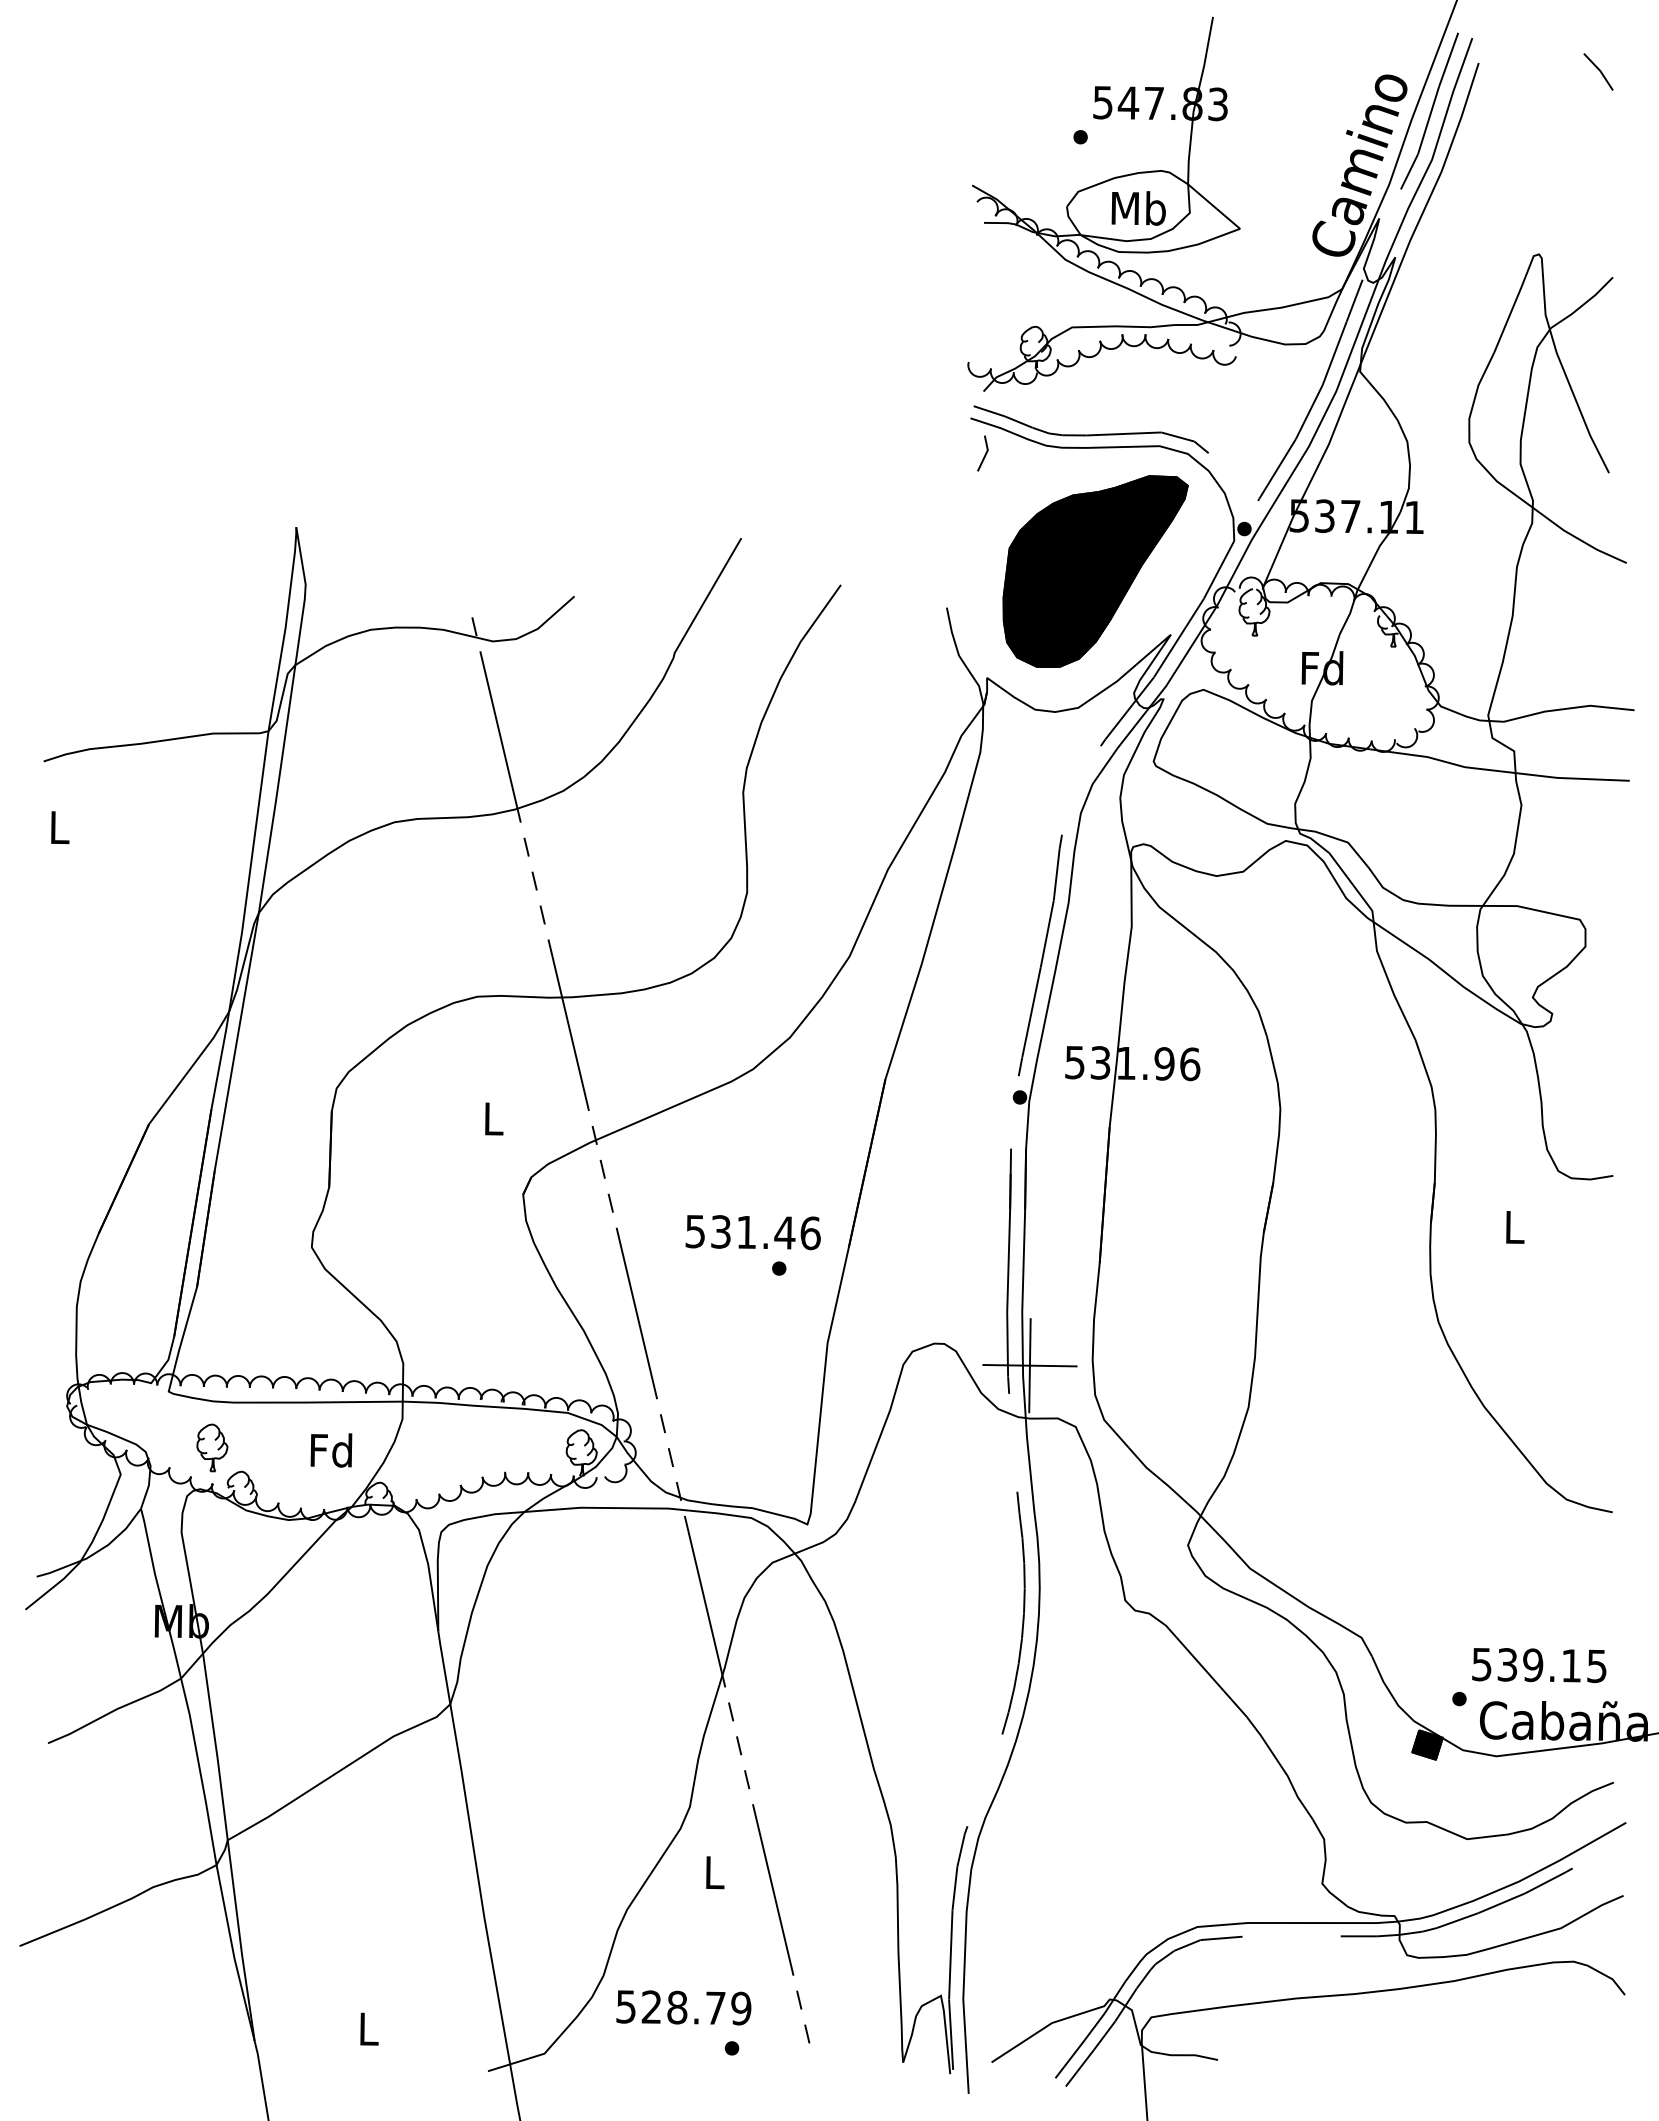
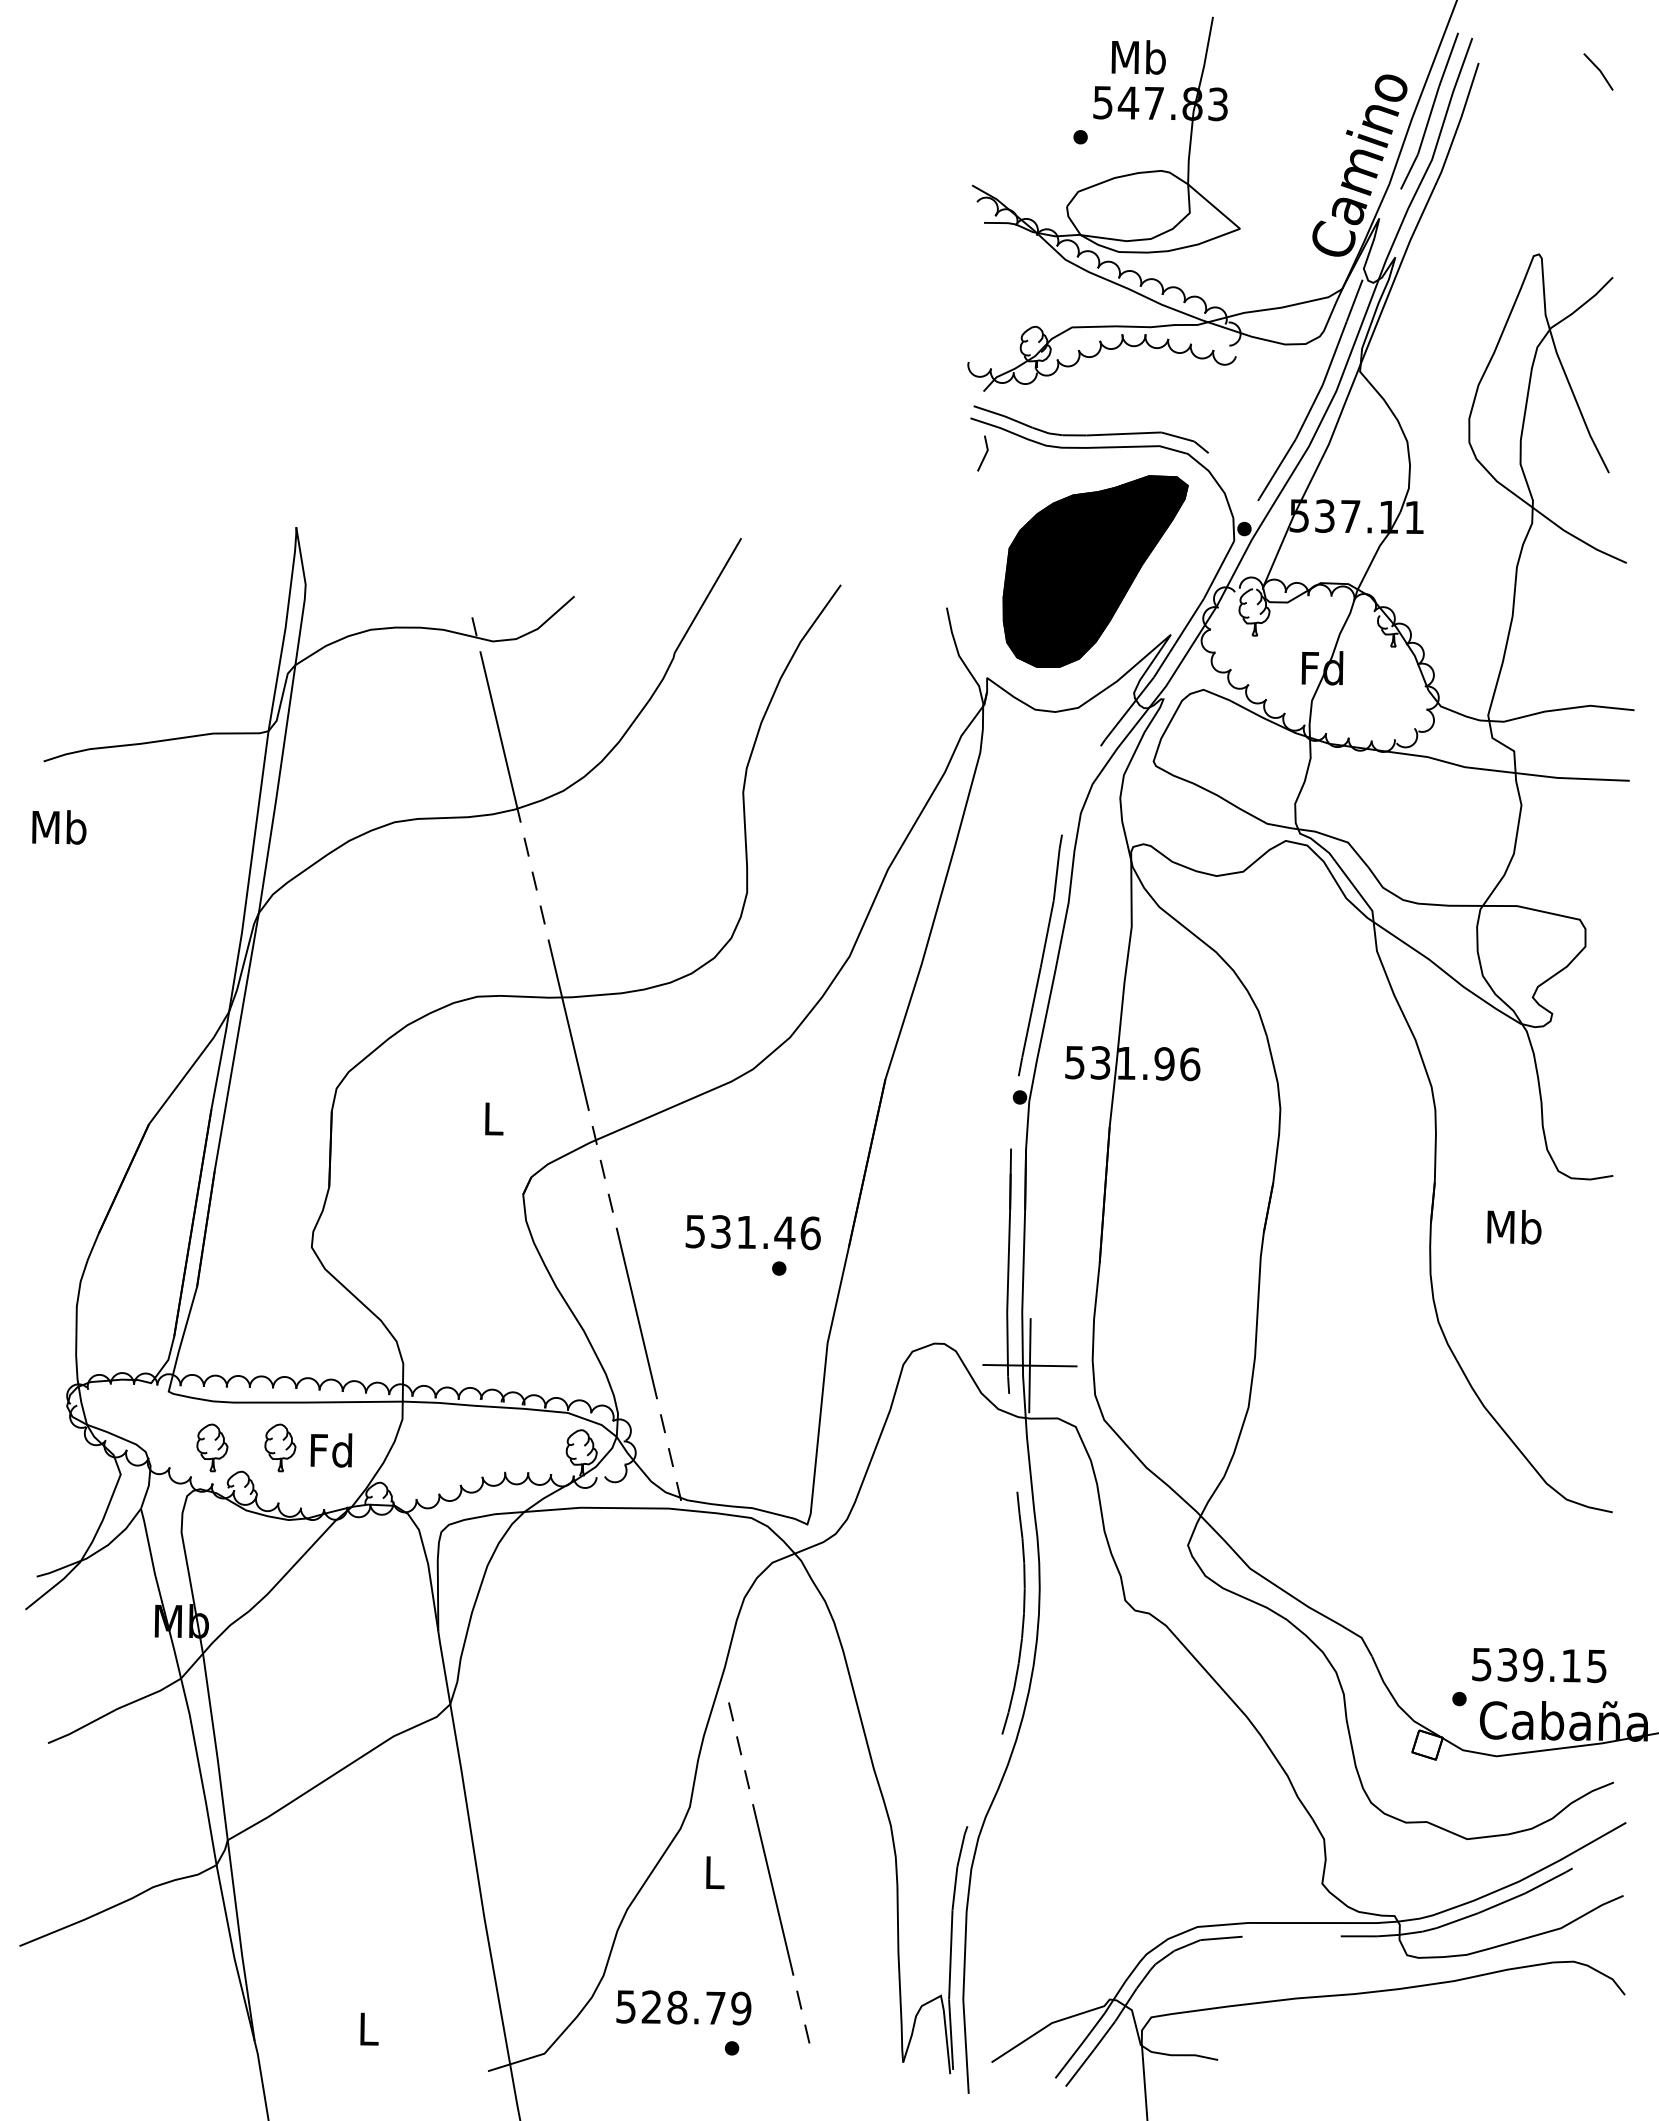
text position: (1138, 208) -> (1138, 57) (1138, 57)
text: L -> Mb (59, 827)
text: L -> Mb (1514, 1227)
part: none -> present (280, 1447)
line: present -> none (705, 1601)
fill: present -> none (1427, 1744)
